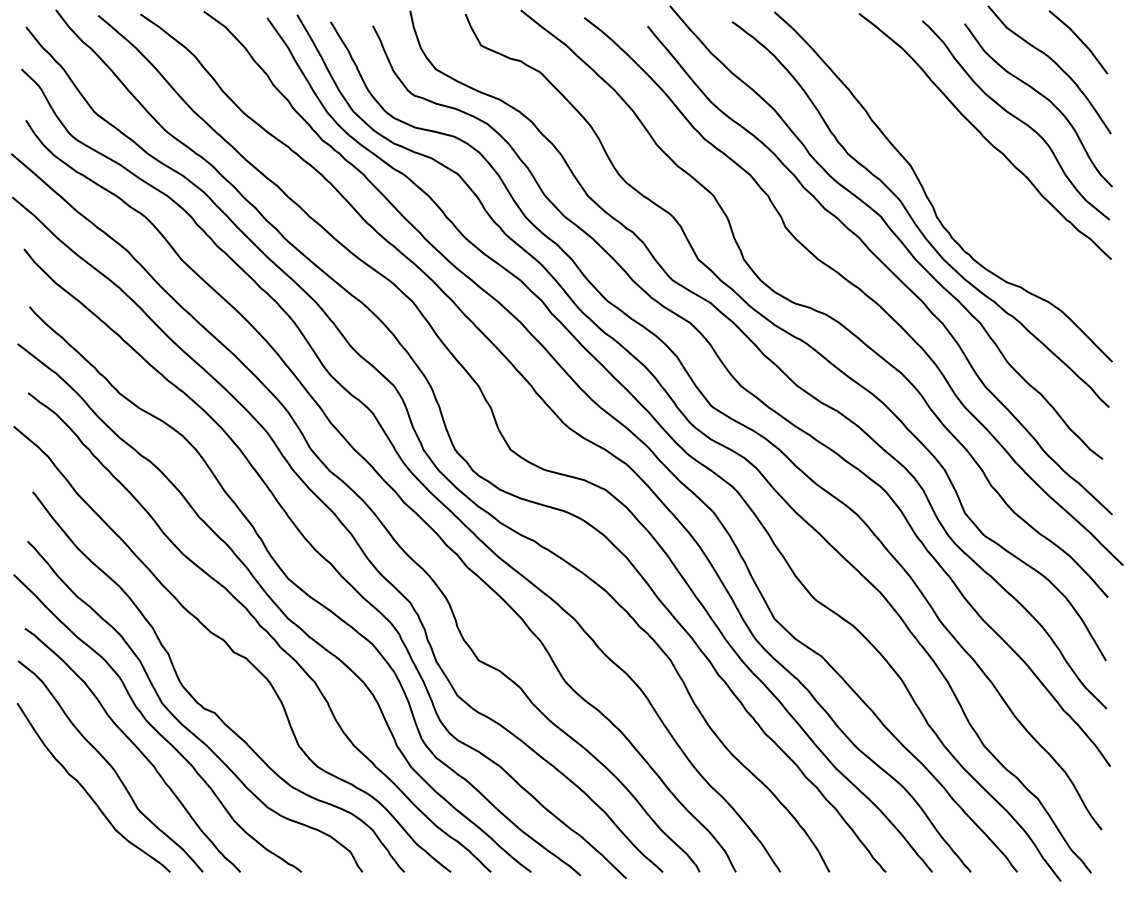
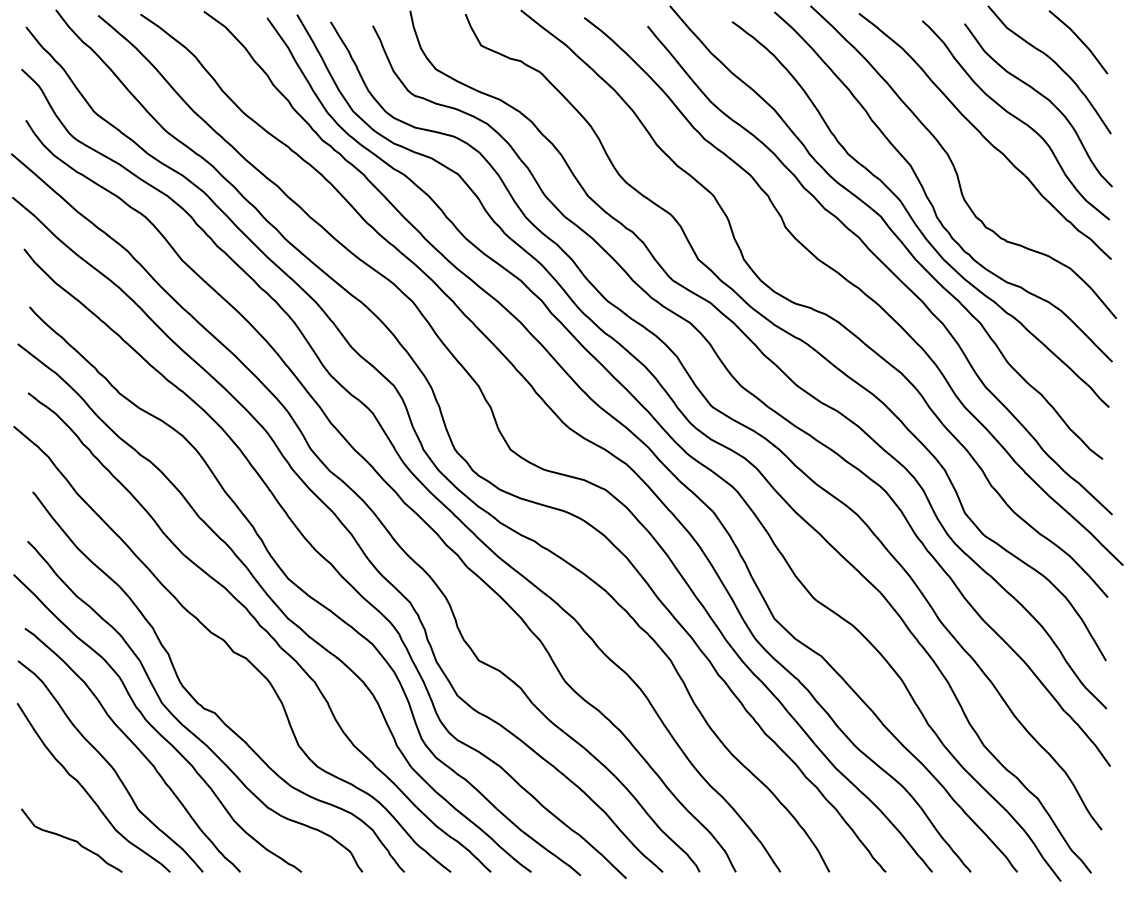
curve: none -> present (954, 165)
curve: none -> present (71, 840)
